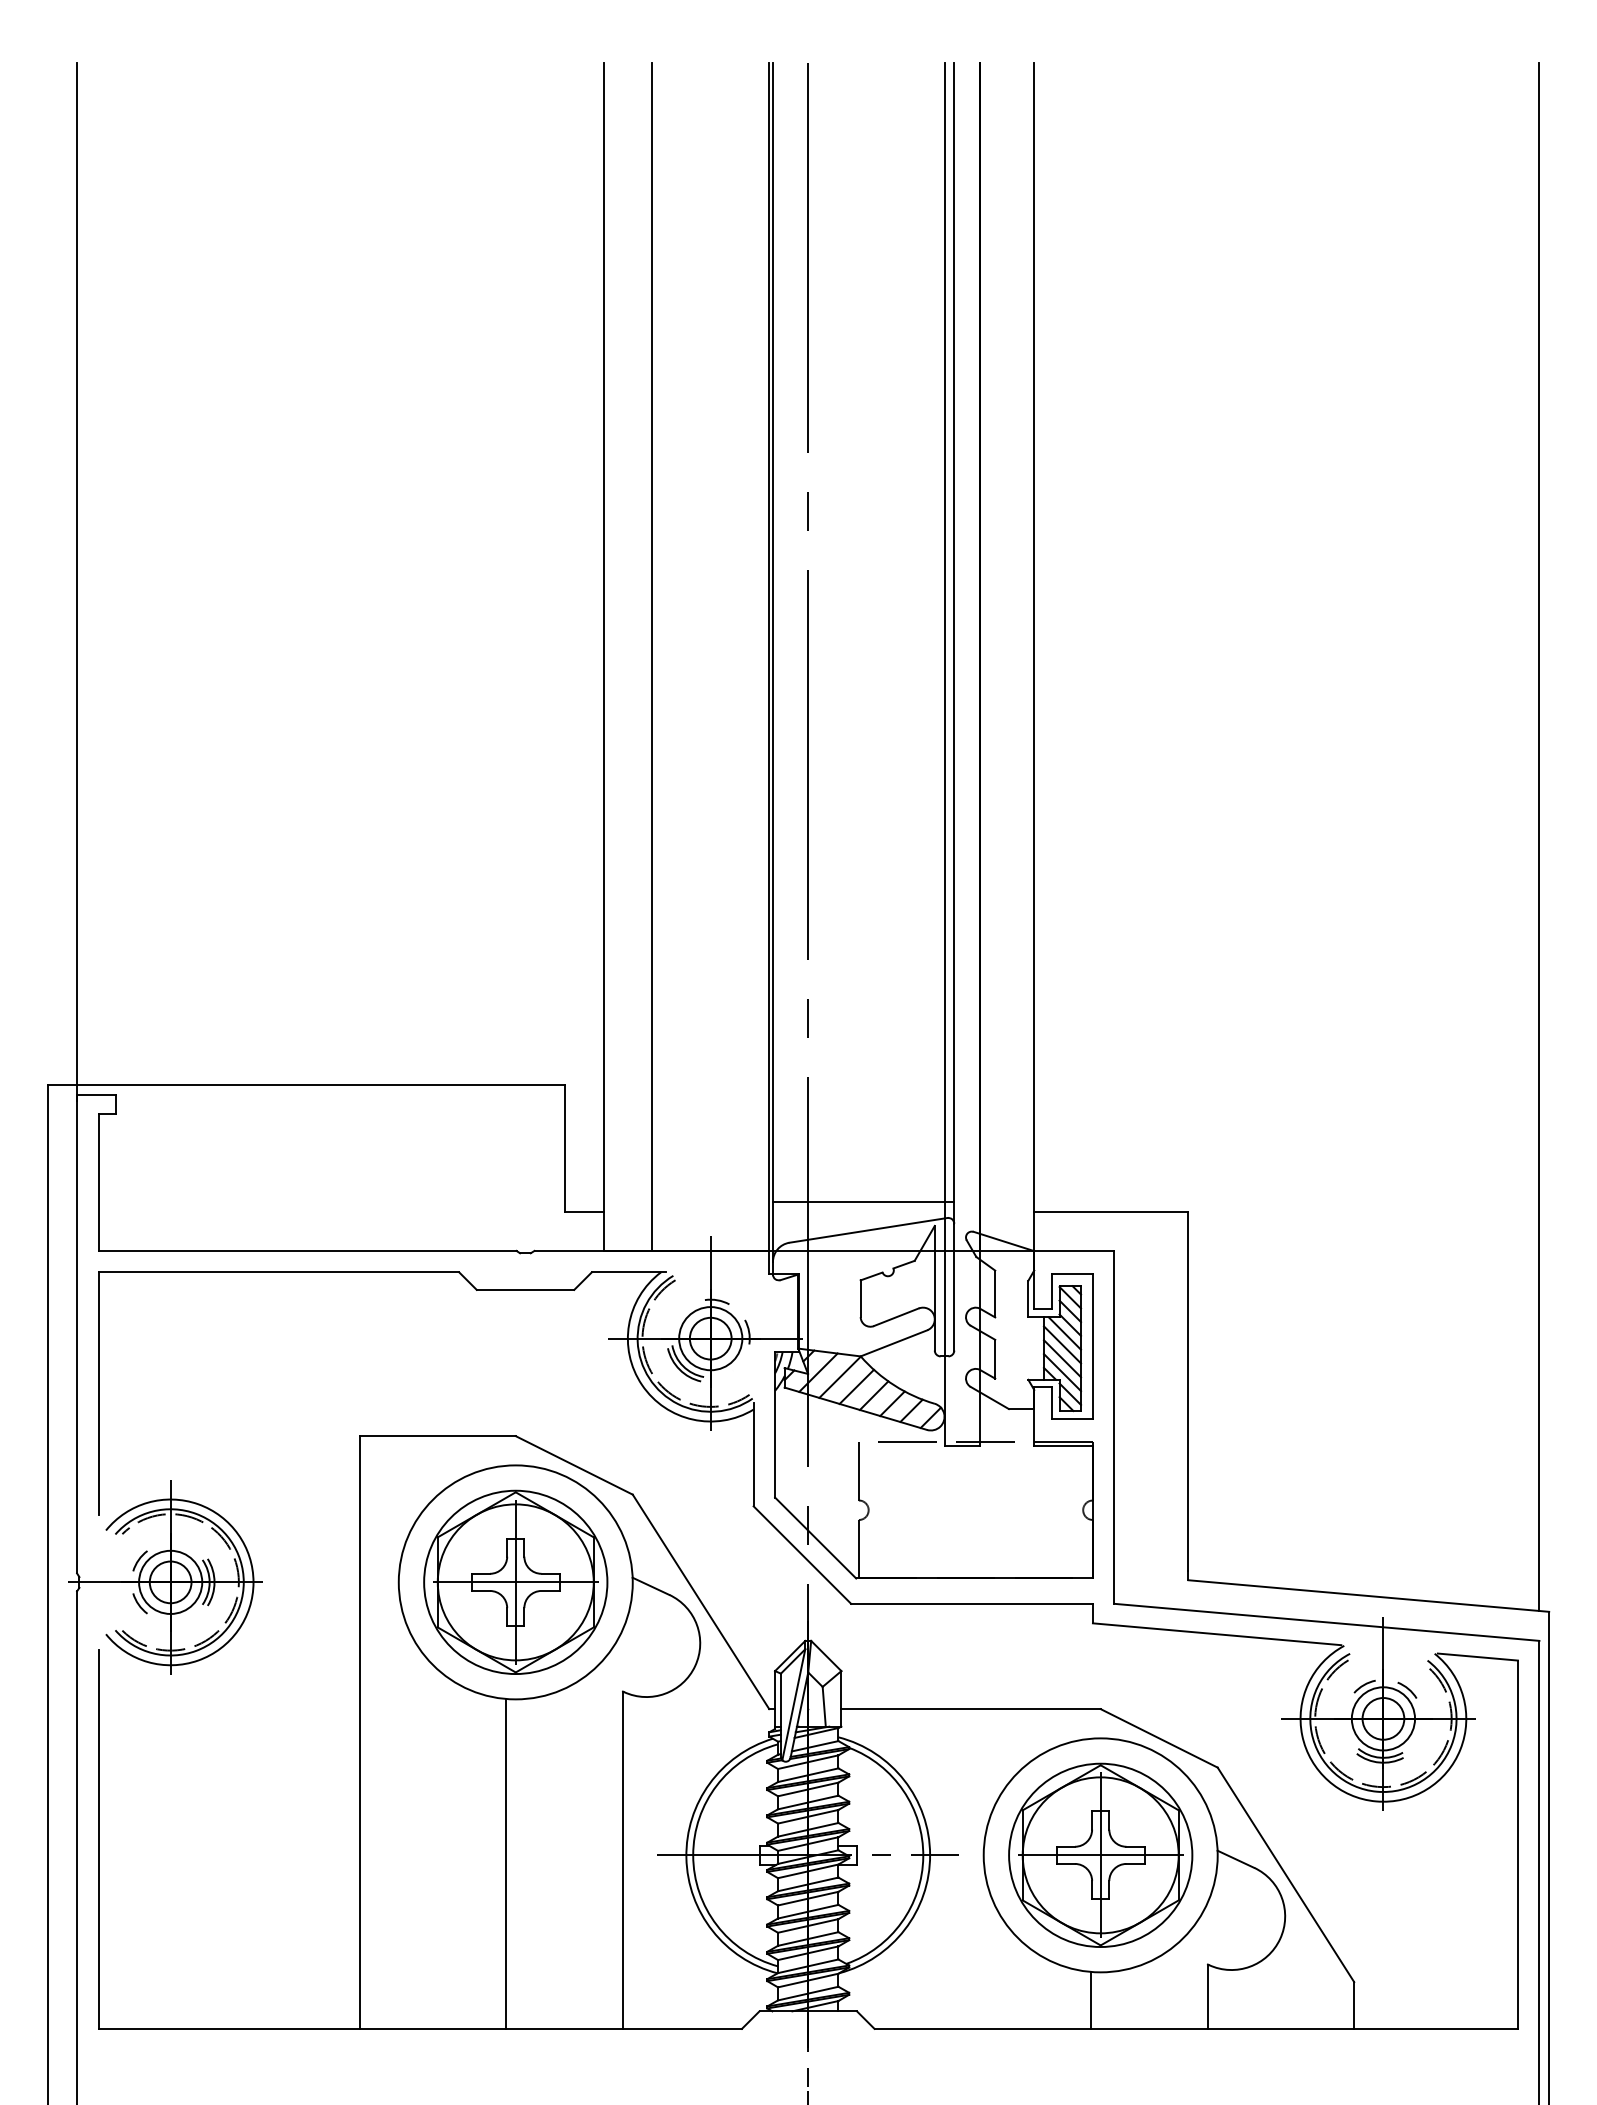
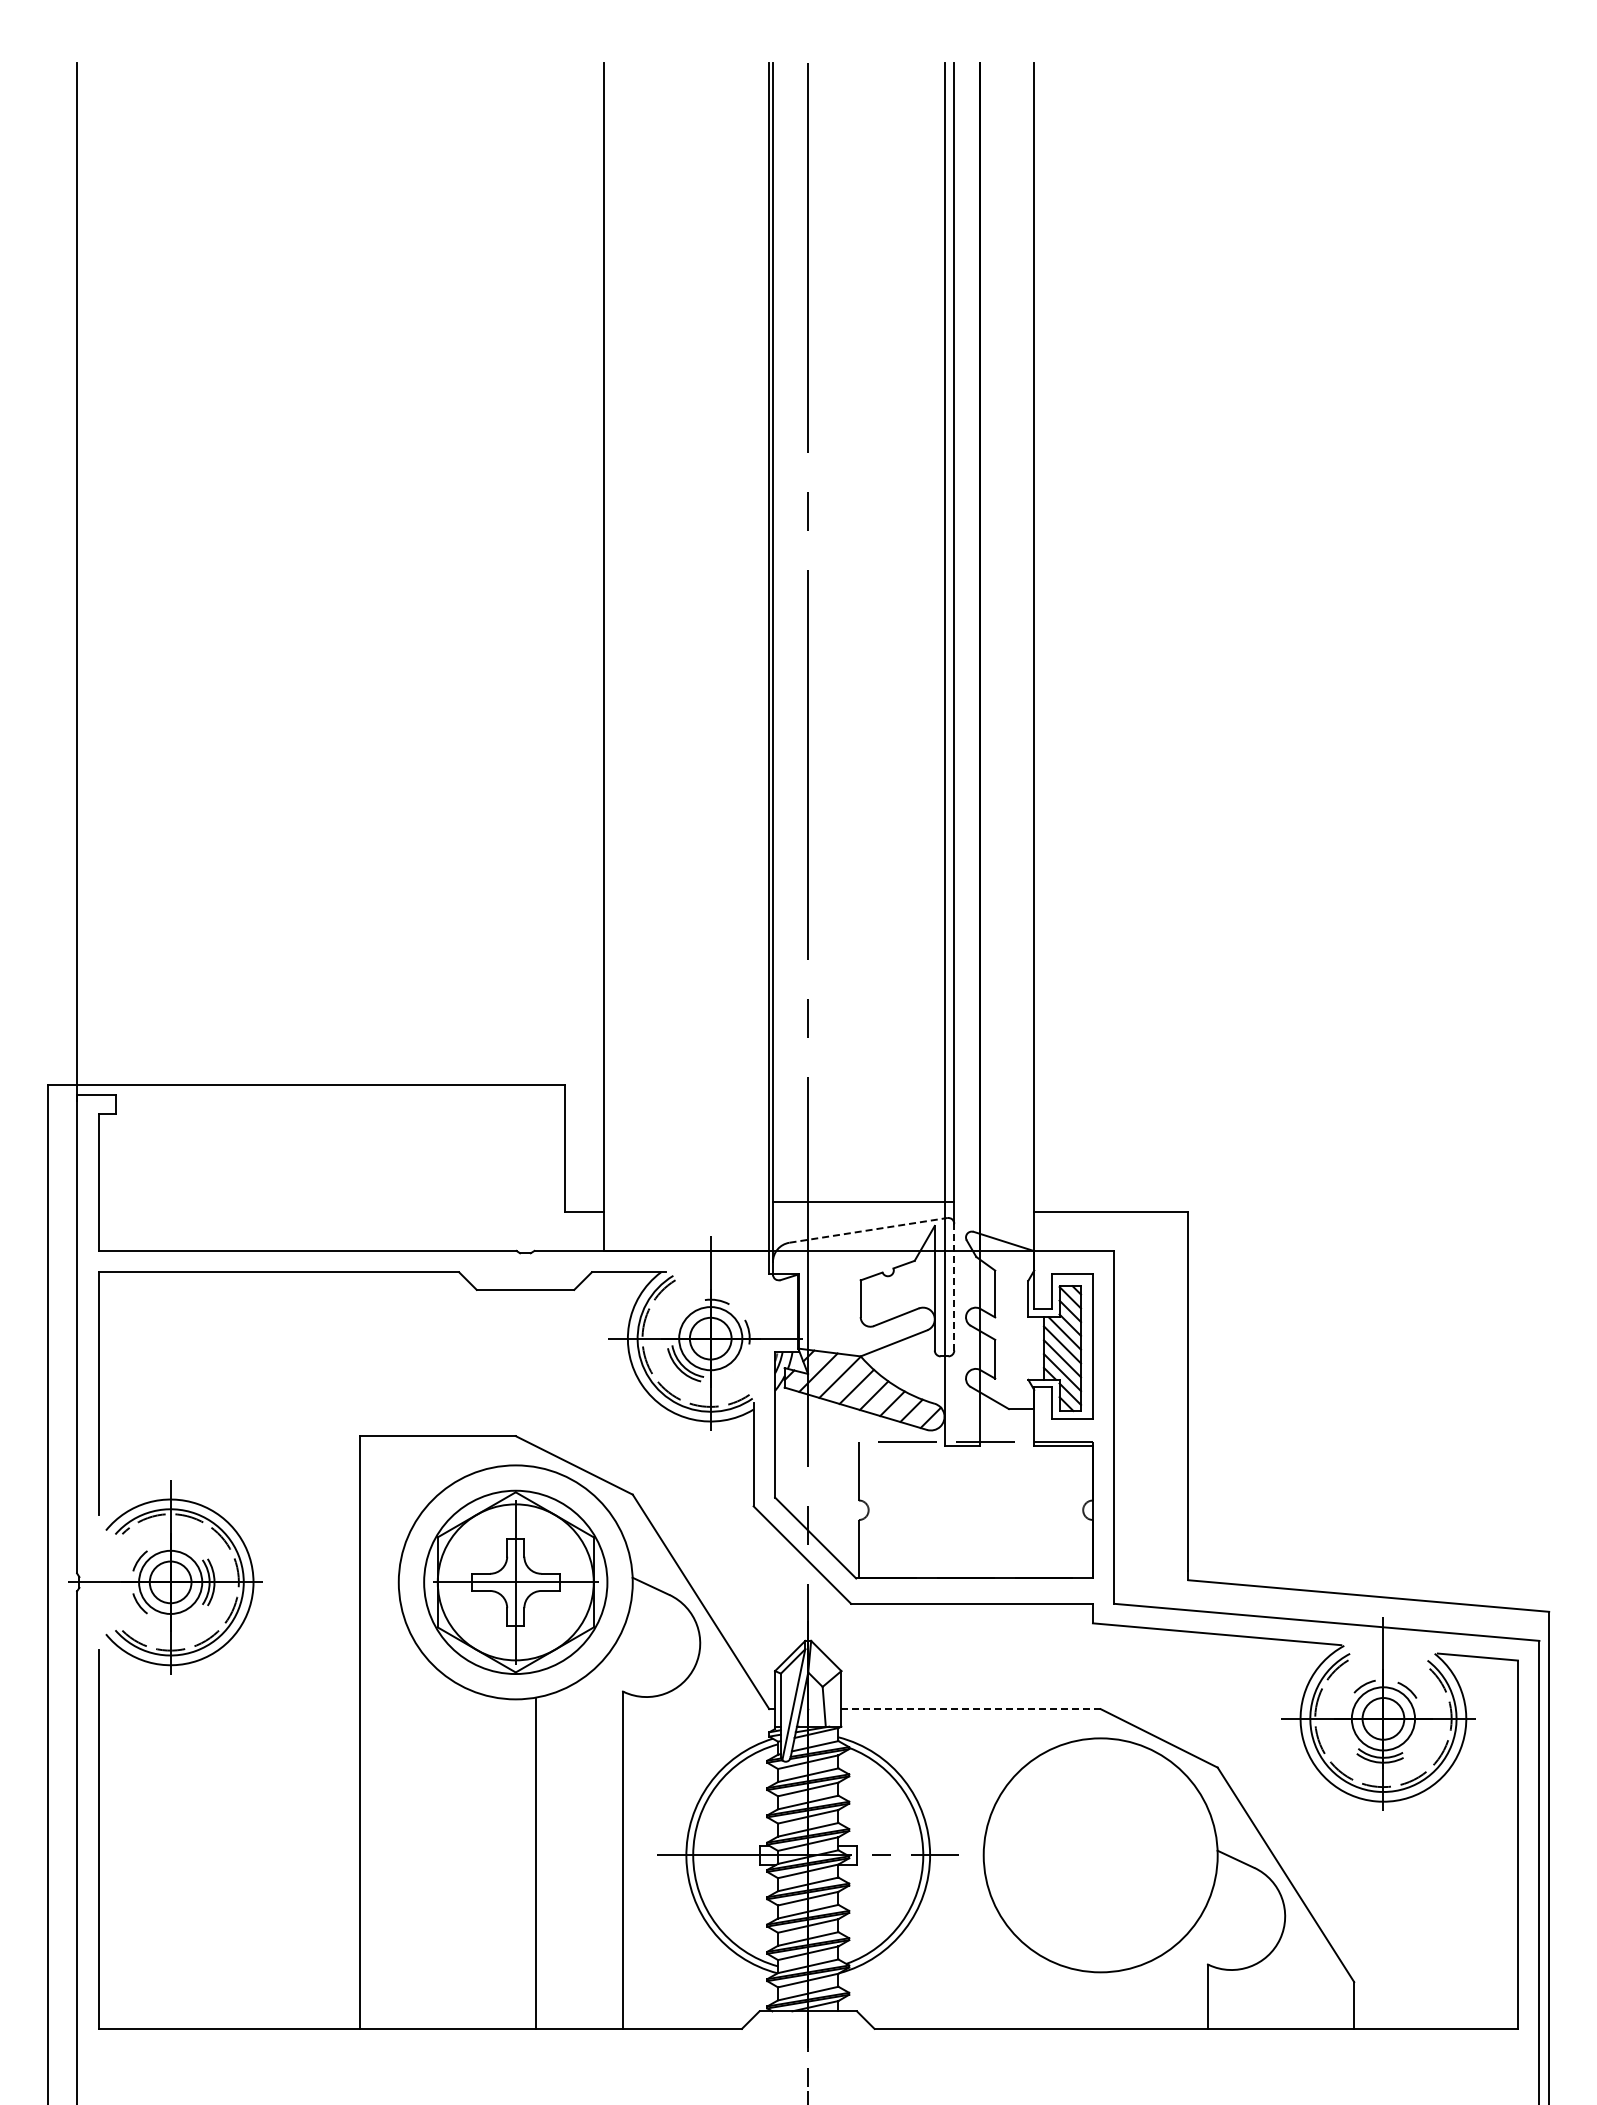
line: present -> none (652, 656)
line: present -> none (1539, 836)
line: solid -> dashed (869, 1230)
line: solid -> dashed (954, 1286)
line: solid -> dashed (971, 1709)
part: present -> none (1100, 1854)
line position: (506, 1863) -> (536, 1863) (536, 1863)
line: present -> none (1090, 1999)
